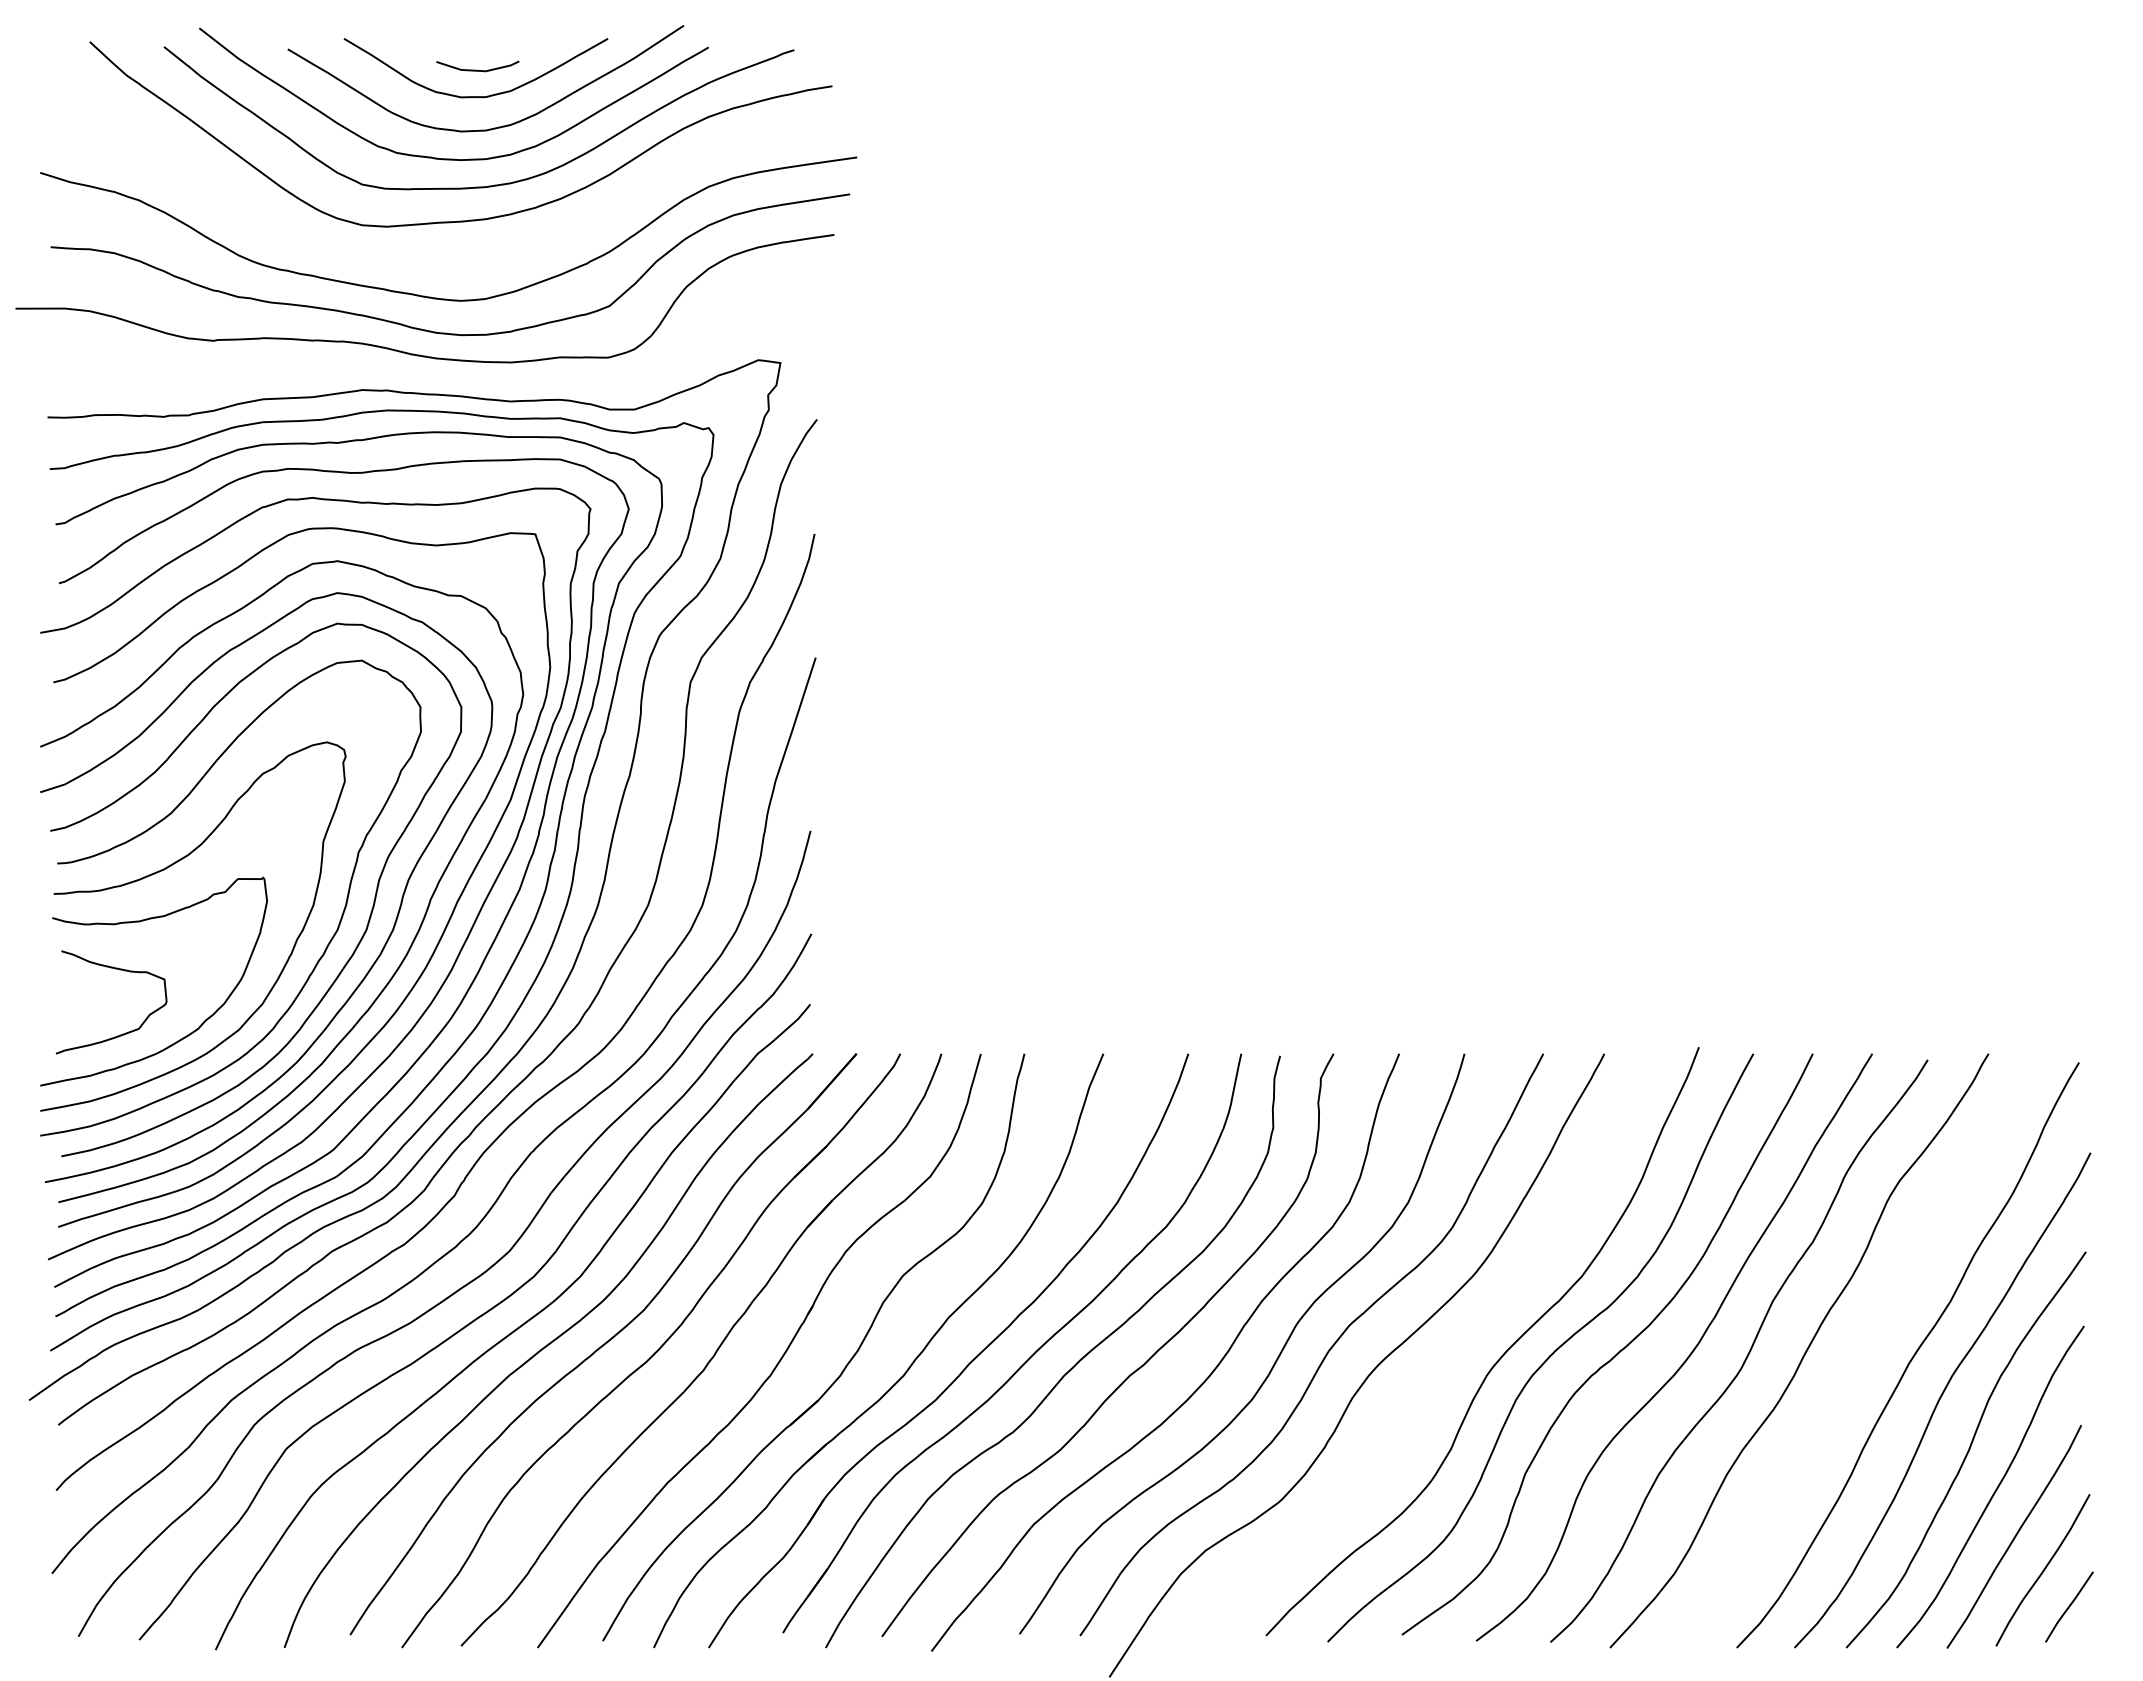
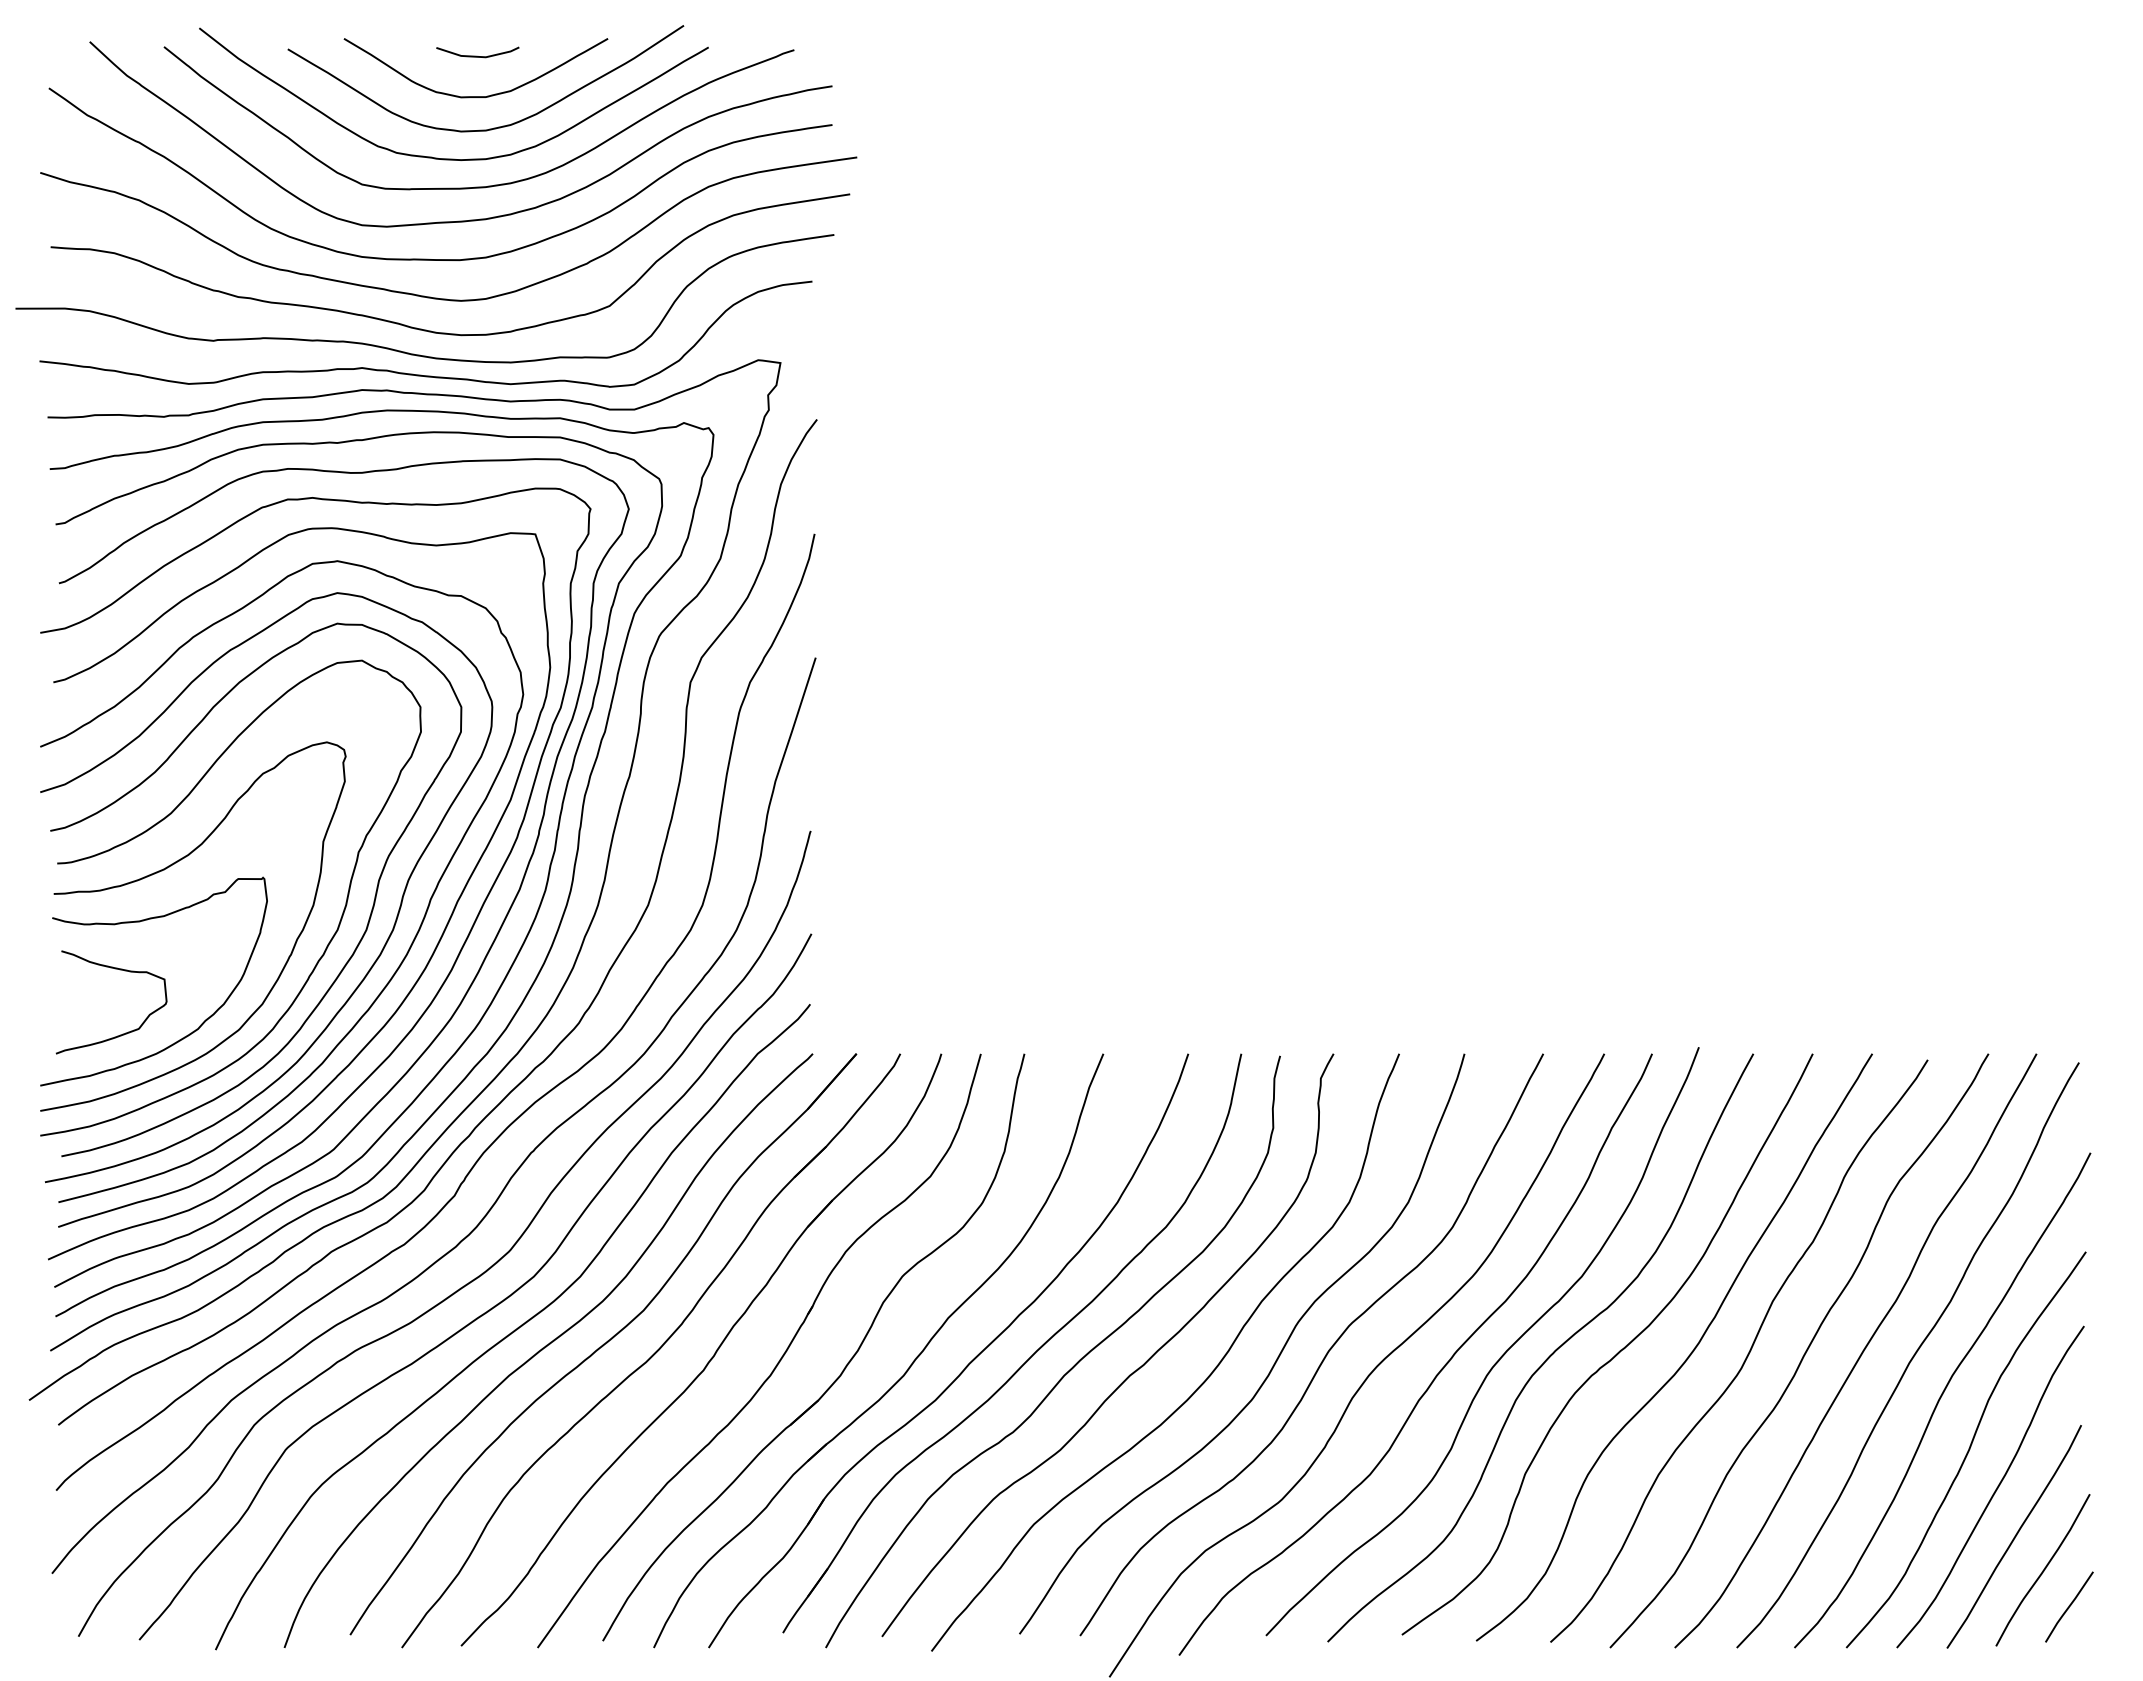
line position: (477, 69) -> (477, 55) (477, 55)
curve: none -> present (428, 258)
curve: none -> present (421, 374)
curve: none -> present (1860, 1353)
curve: none -> present (1439, 1370)
